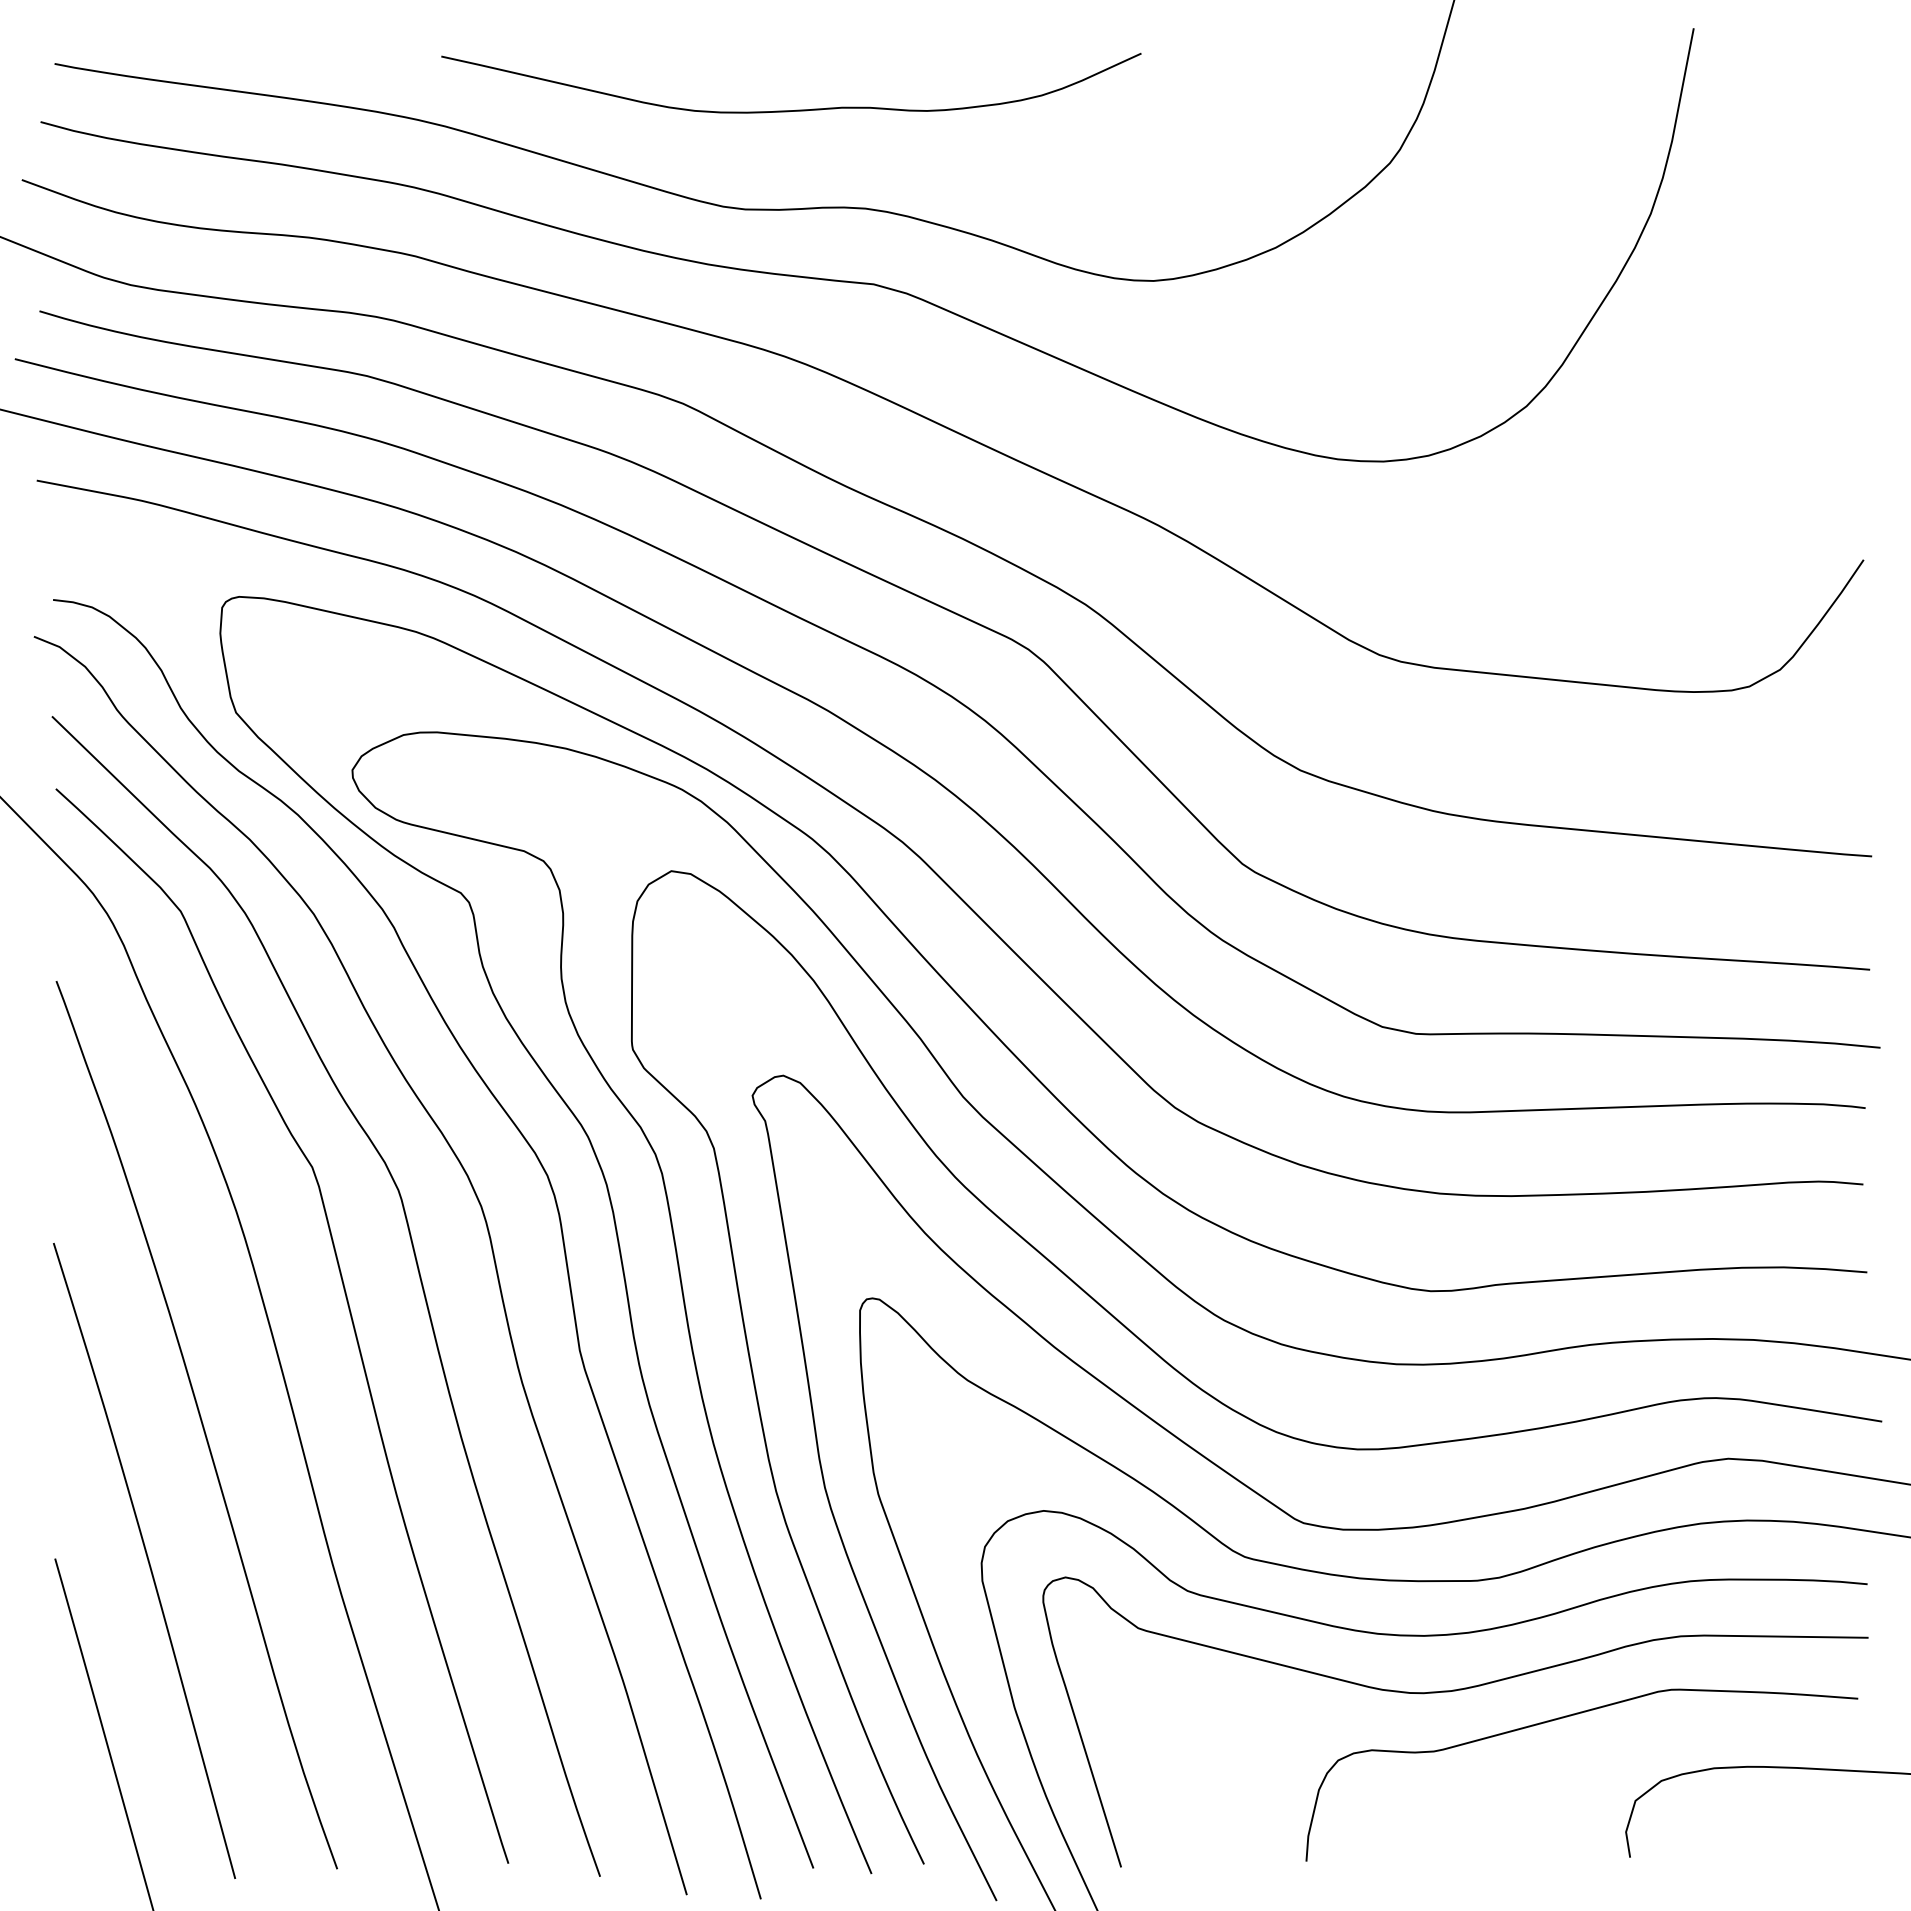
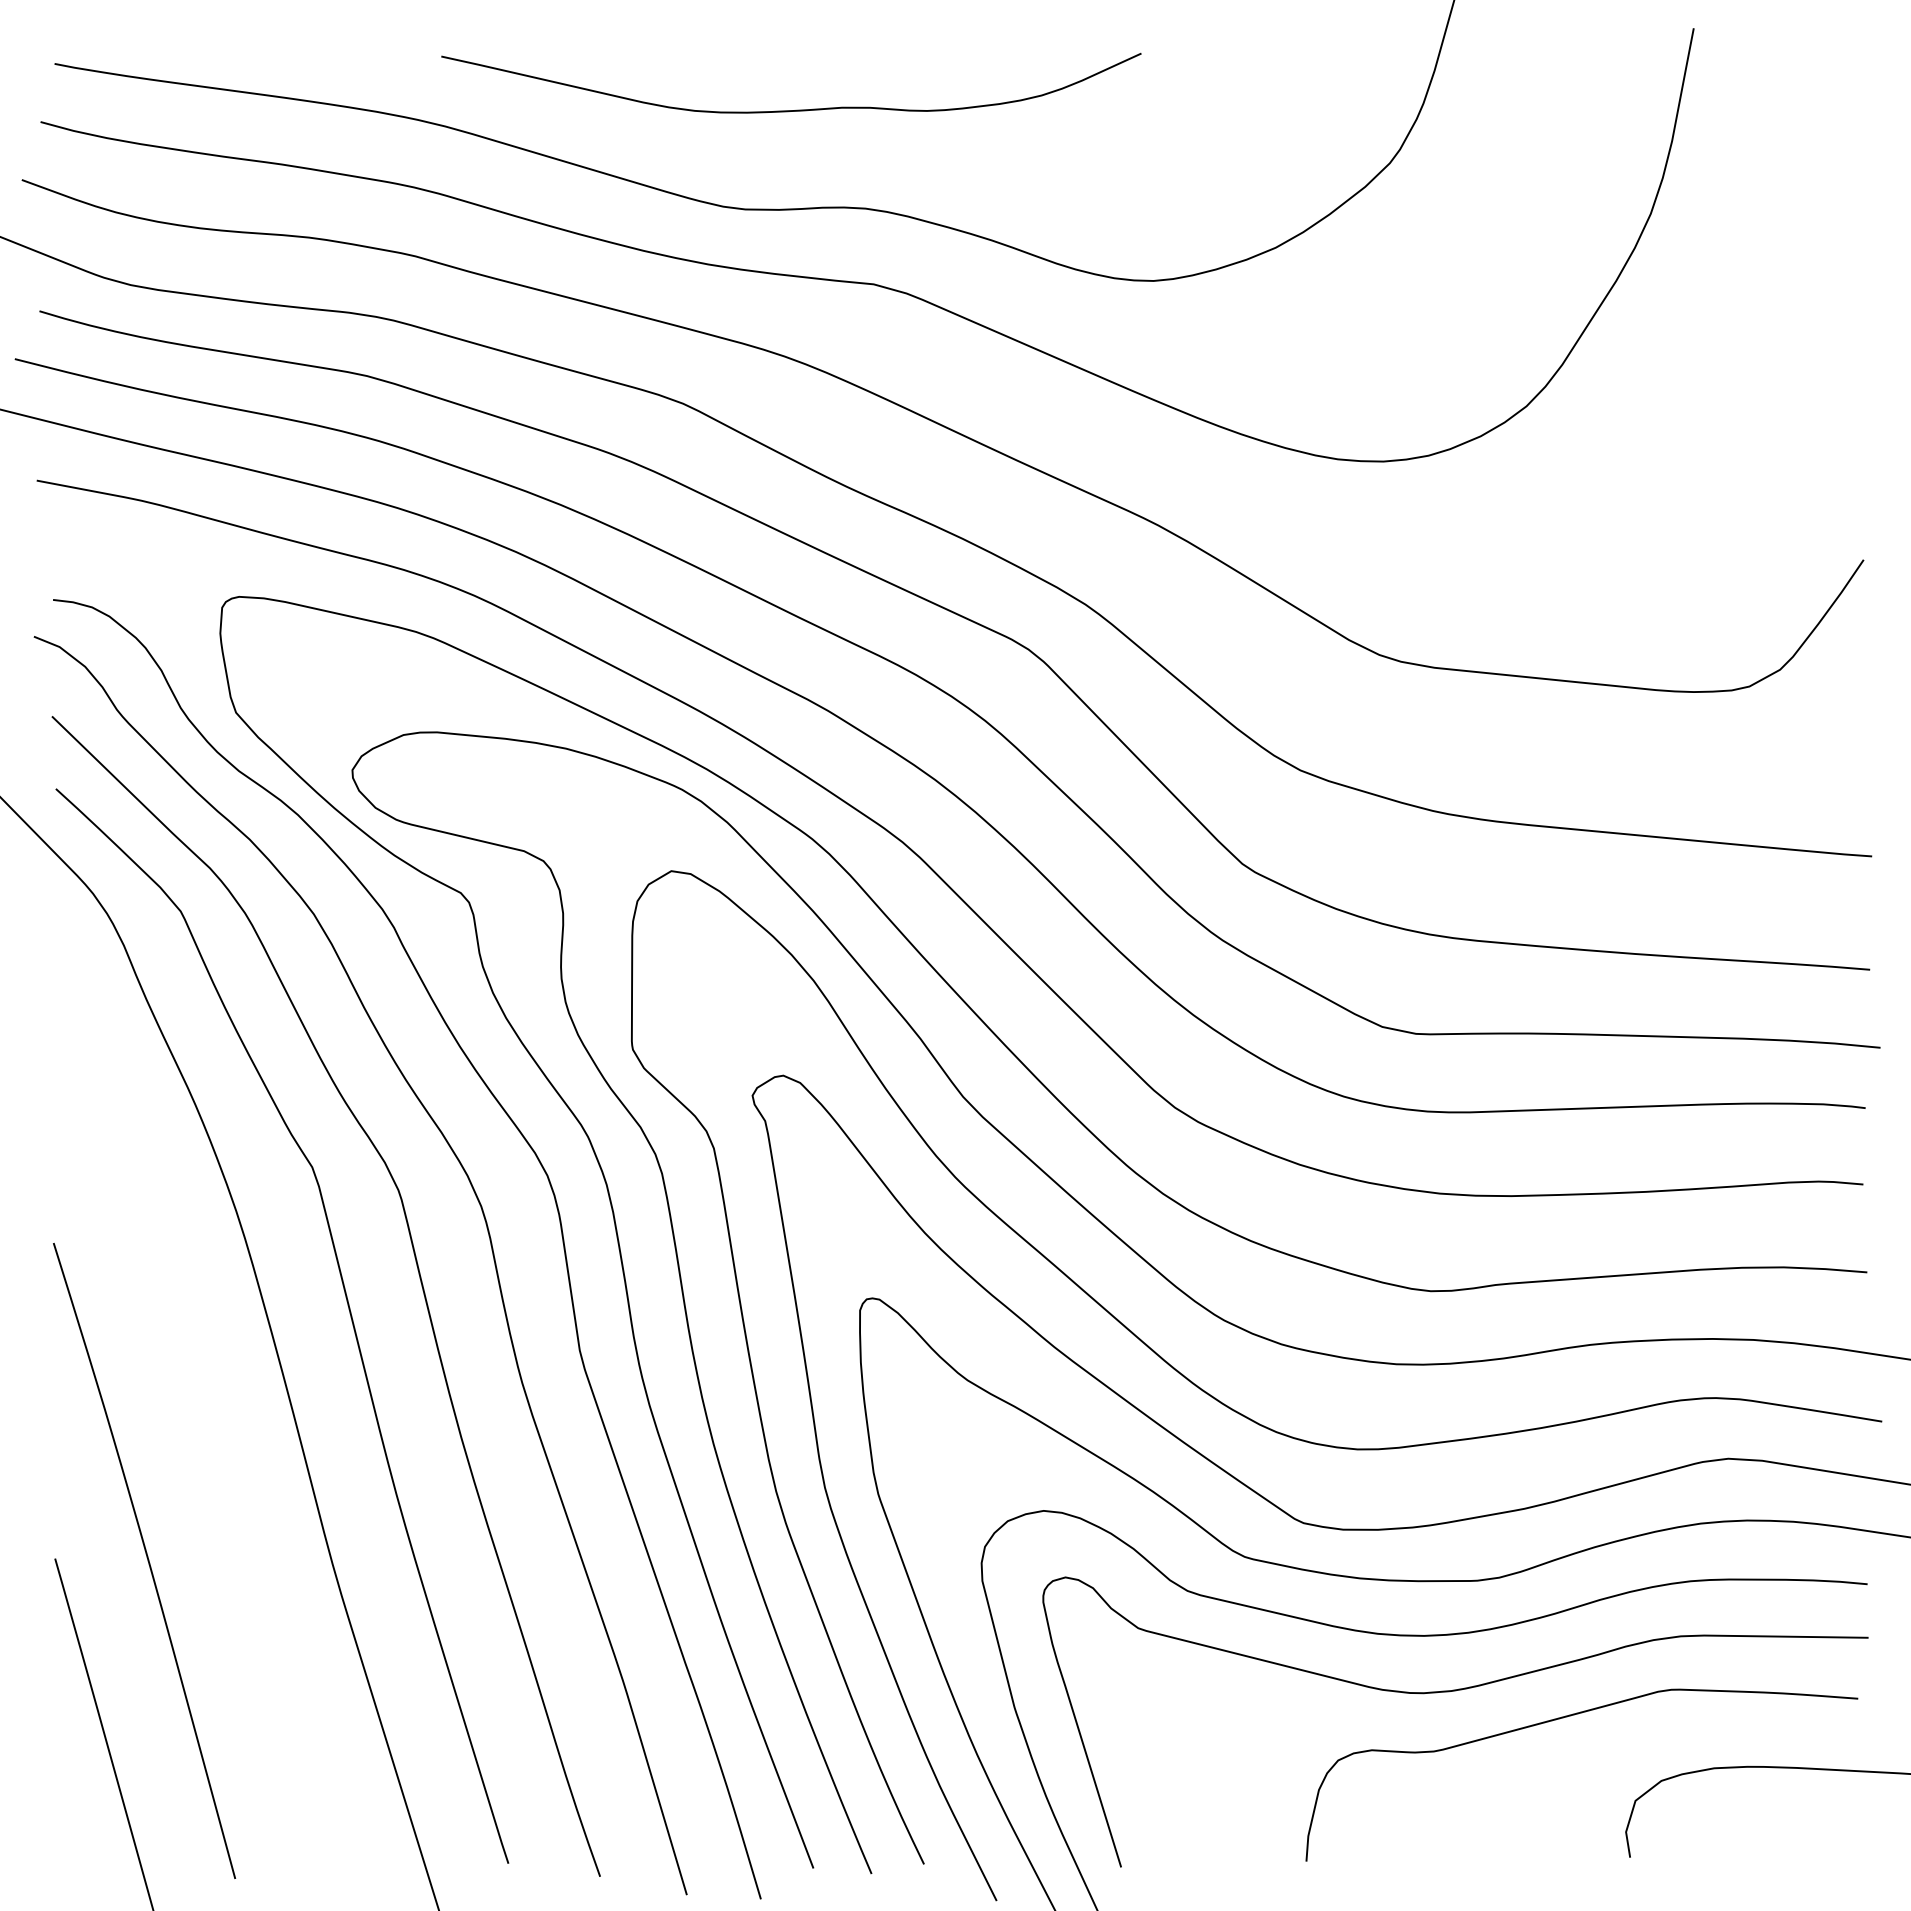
curve: present -> none (201, 1425)
